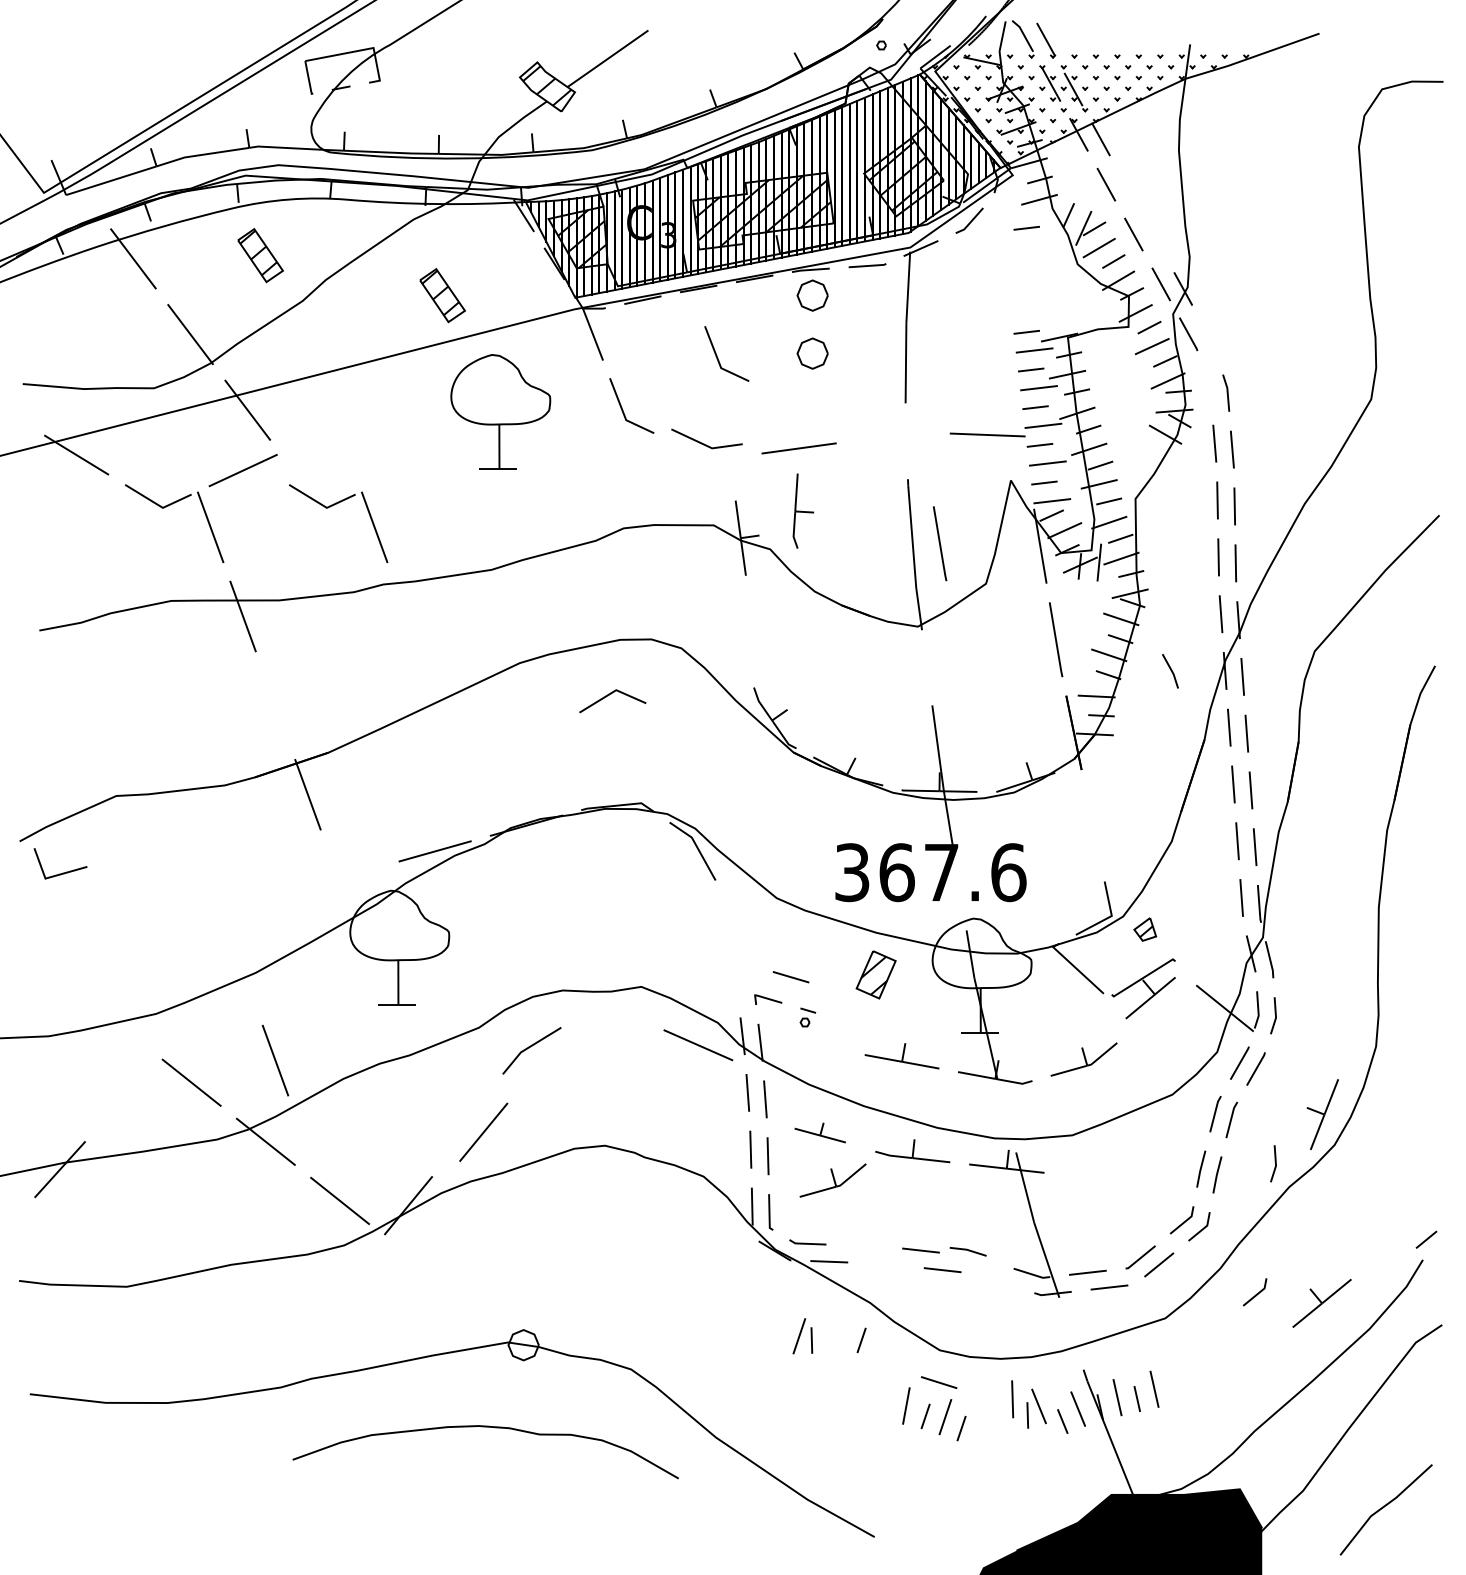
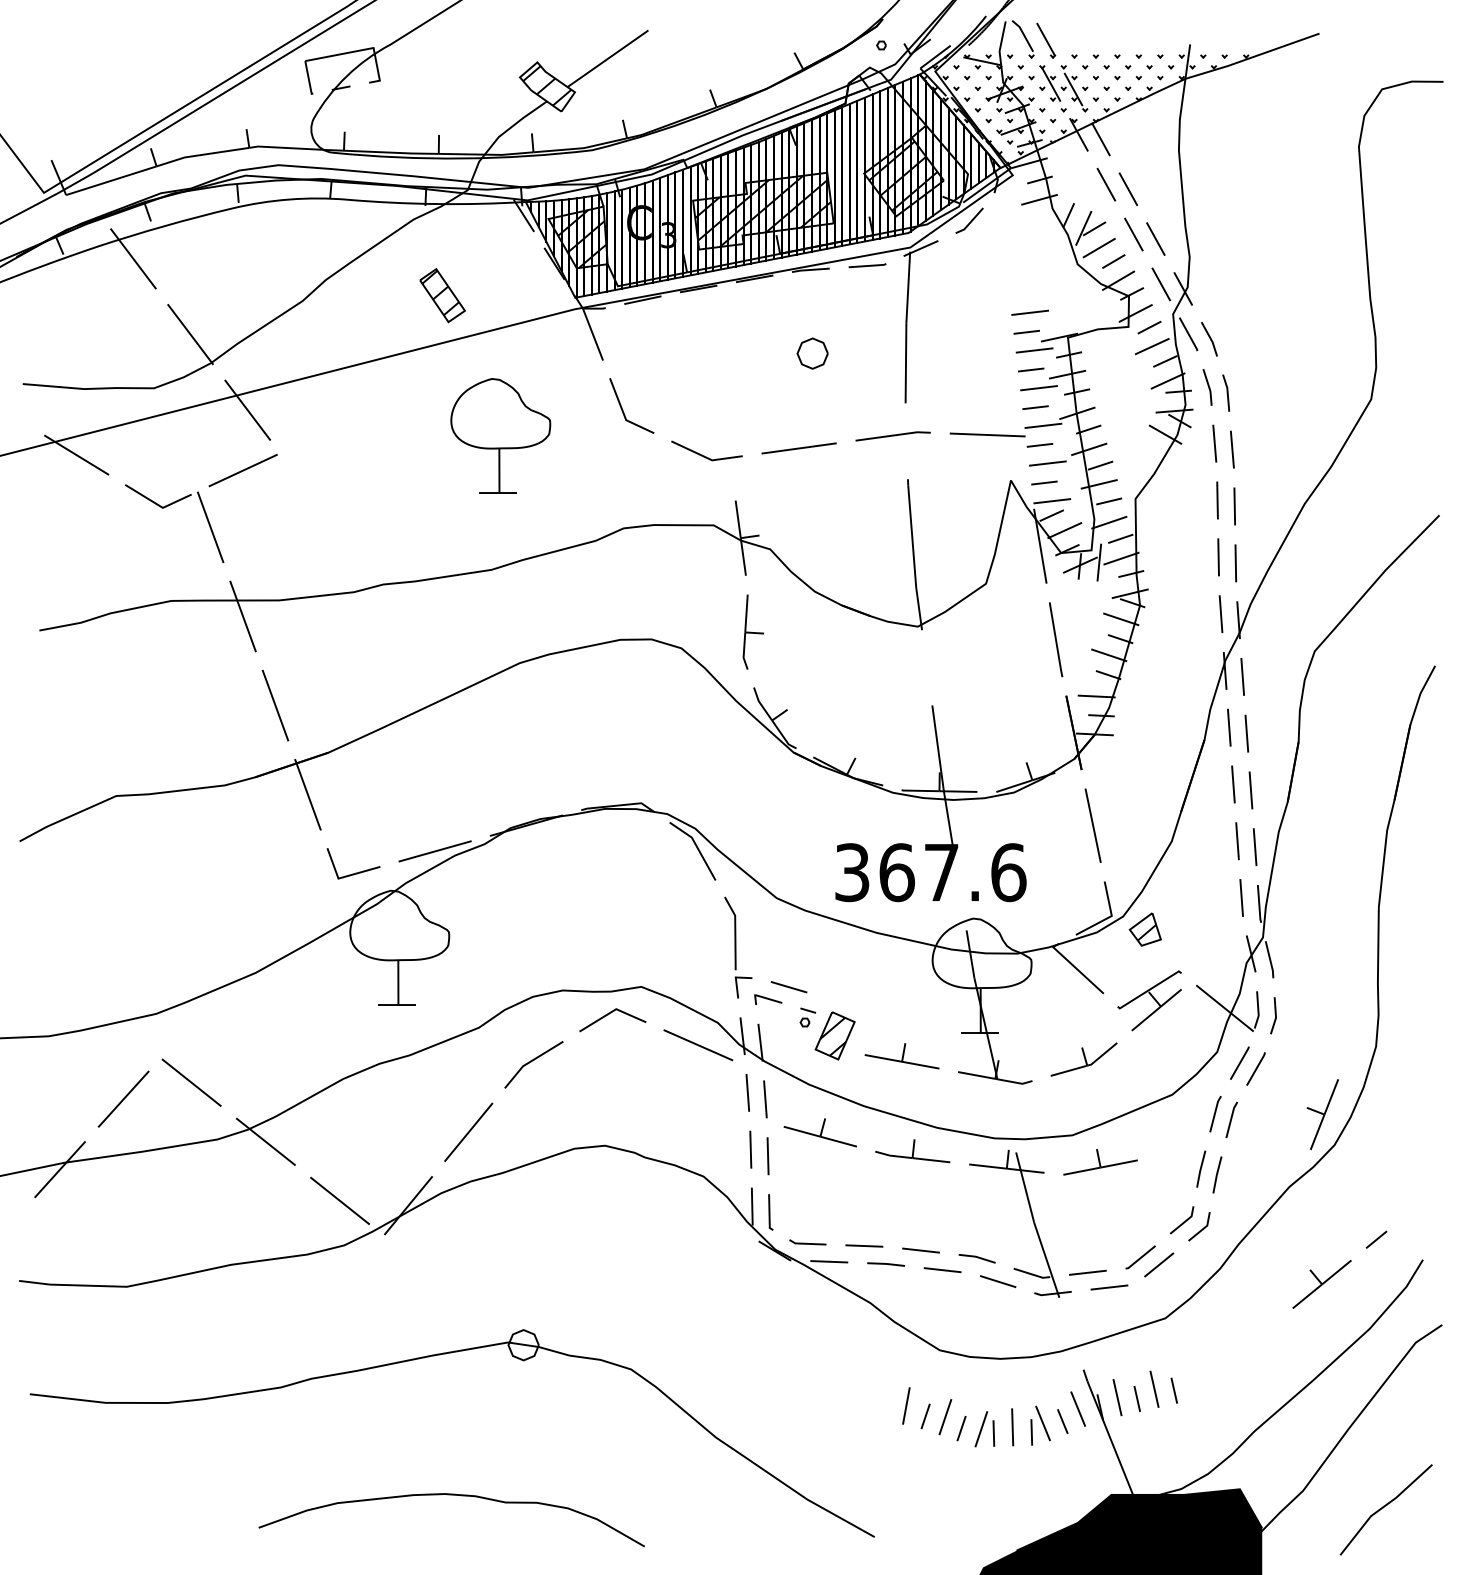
line: none -> present (1128, 188)
line: present -> none (1026, 228)
line: none -> present (1155, 238)
part: present -> none (260, 255)
part: present -> none (812, 295)
line: none -> present (1029, 312)
line: present -> none (718, 357)
line: none -> present (1208, 387)
part position: (500, 411) -> (500, 435) (500, 435)
line: none -> present (892, 436)
line position: (704, 443) -> (704, 455) (704, 455)
part: present -> none (330, 507)
part position: (803, 510) -> (753, 631) (753, 631)
line: present -> none (940, 543)
line position: (1170, 670) -> (1209, 338) (1209, 338)
line position: (608, 696) -> (608, 1015) (608, 1015)
line: none -> present (1092, 825)
line position: (62, 872) -> (355, 872) (355, 872)
part size: 25x25 px -> 34x35 px (1144, 929)
part: none -> present (738, 947)
part position: (875, 974) -> (834, 1035) (834, 1035)
line position: (790, 977) -> (788, 987) (788, 987)
part position: (1143, 988) -> (1149, 1000) (1149, 1000)
line position: (529, 1048) -> (531, 1062) (531, 1062)
line position: (275, 1060) -> (275, 705) (275, 705)
line: none -> present (123, 1098)
line position: (483, 1131) -> (468, 1131) (468, 1131)
part size: 52x22 px -> 74x30 px (819, 1132)
part: none -> present (1100, 1162)
line: present -> none (1274, 1162)
part: present -> none (832, 1180)
line position: (1426, 1239) -> (1376, 1239) (1376, 1239)
line: none -> present (864, 1245)
line position: (967, 1250) -> (976, 1257) (976, 1257)
line: none -> present (885, 1264)
line: present -> none (1256, 1293)
part position: (1321, 1302) -> (1321, 1283) (1321, 1283)
part position: (802, 1336) -> (984, 1429) (984, 1429)
line: present -> none (861, 1339)
line position: (939, 1382) -> (998, 1281) (998, 1281)
line: none -> present (1173, 1390)
line position: (1012, 1399) -> (1012, 1427) (1012, 1427)
part position: (1036, 1408) -> (1040, 1425) (1040, 1425)
curve position: (485, 1427) -> (451, 1495) (451, 1495)
